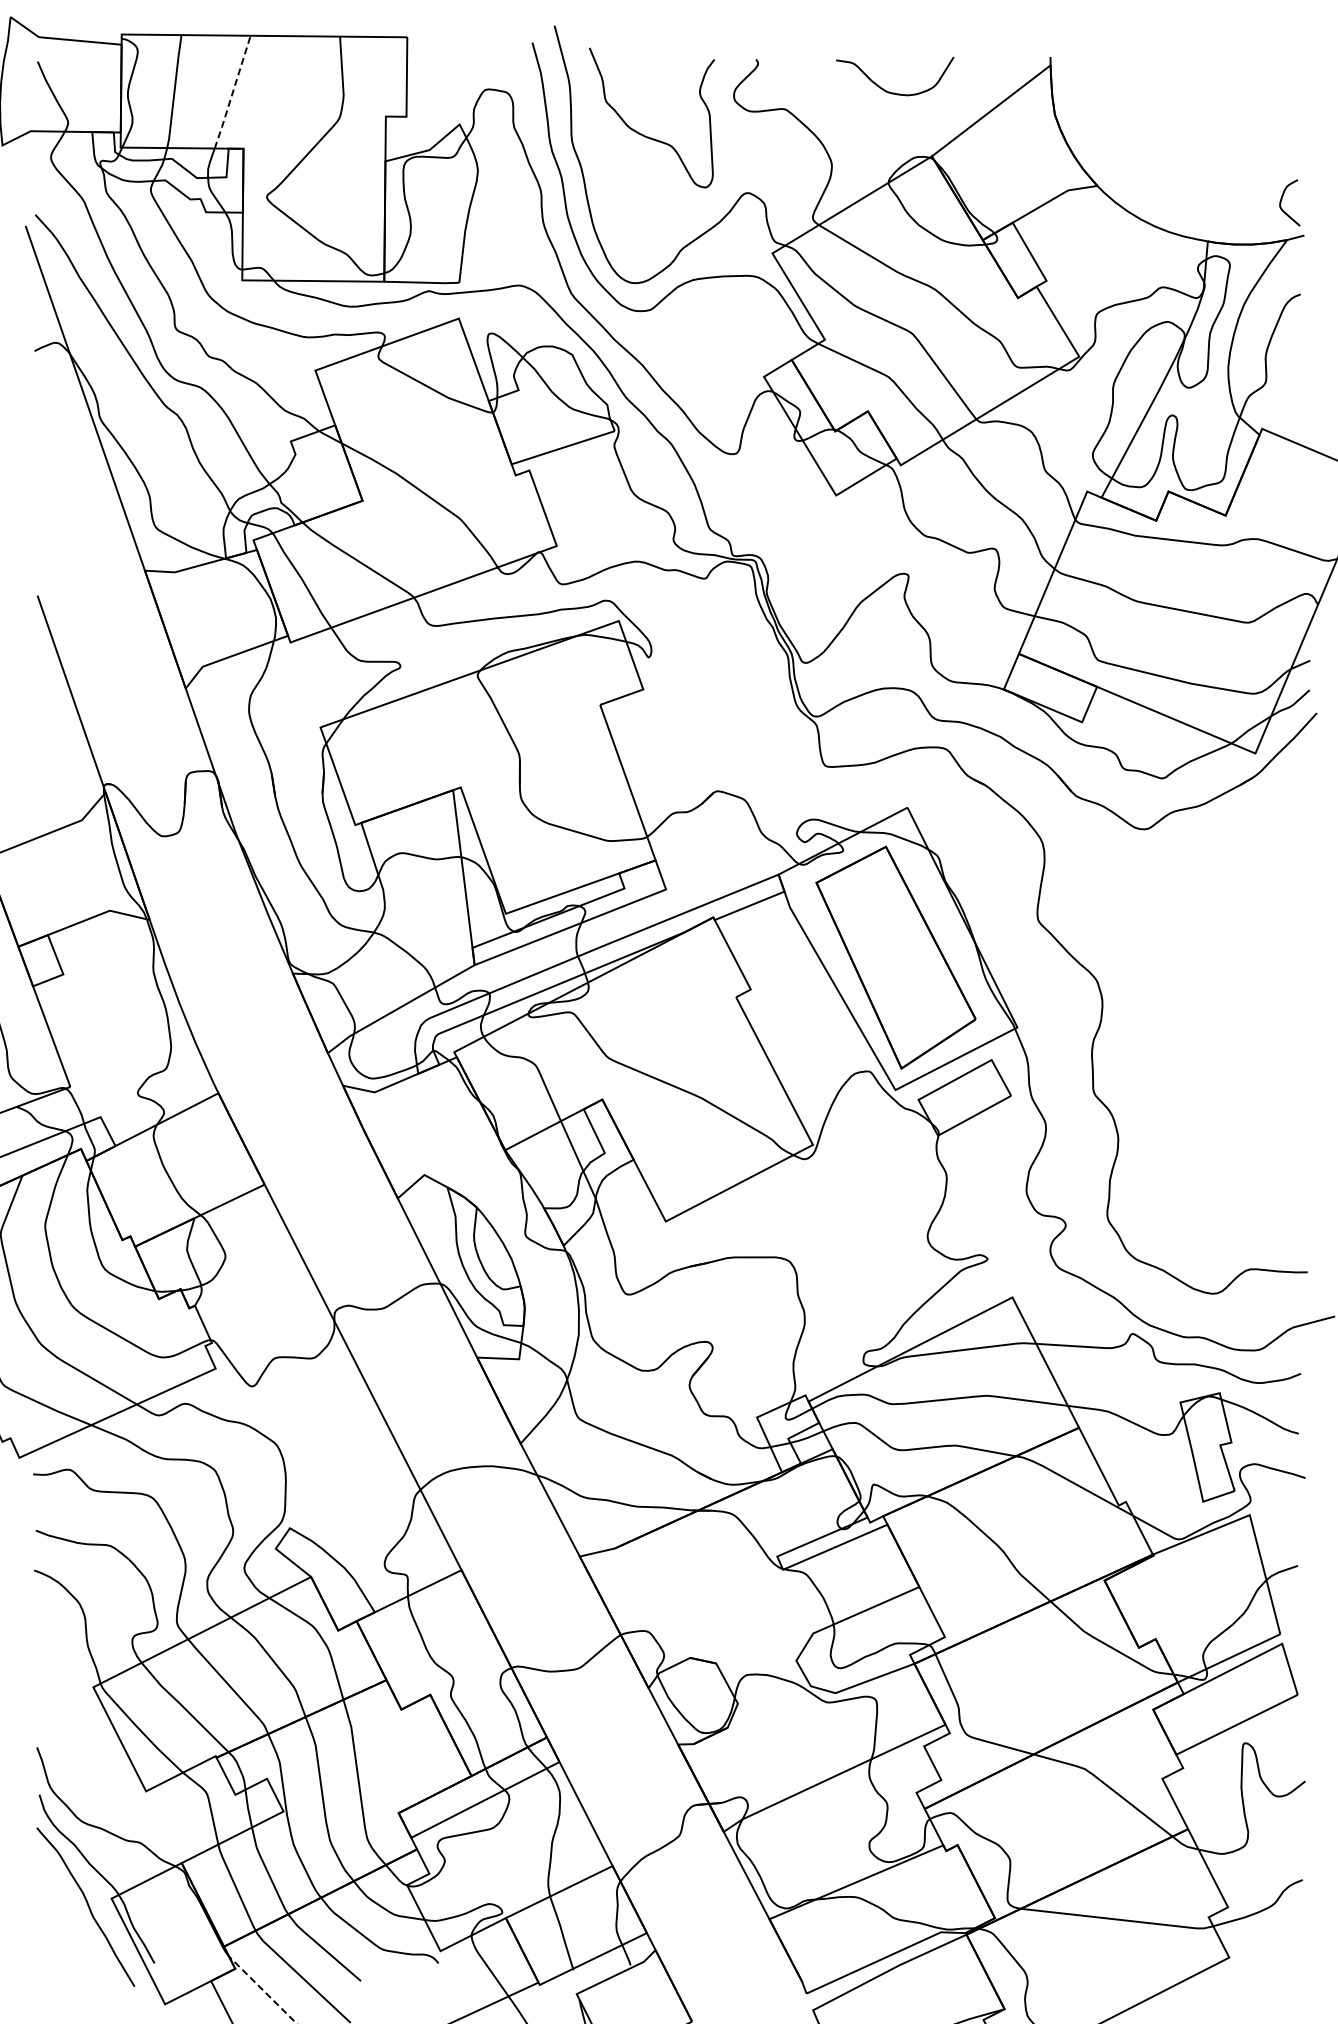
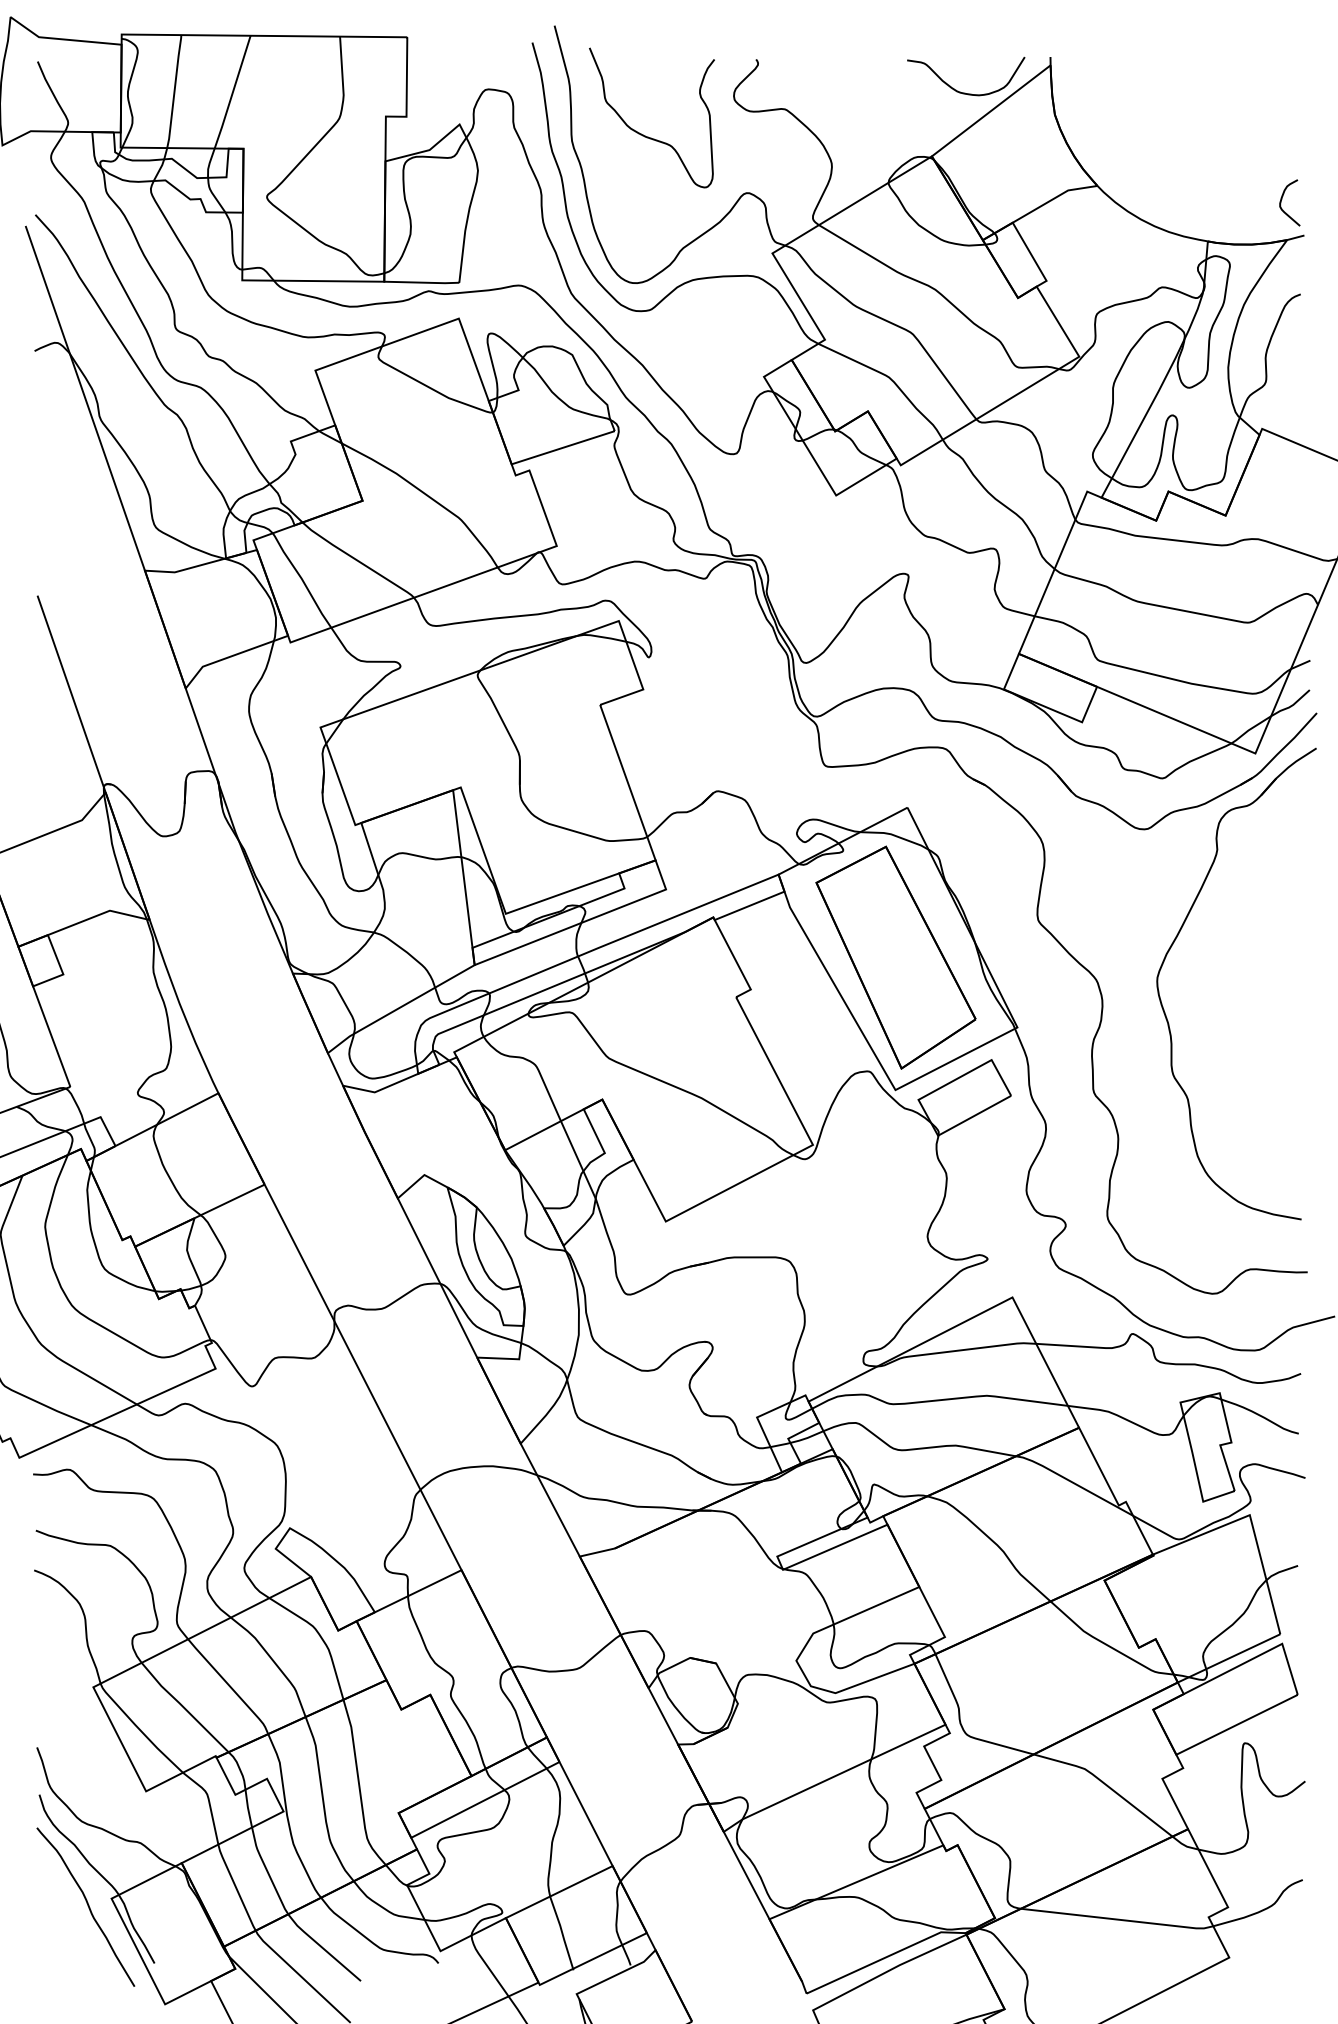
line: dashed -> solid (232, 92)
curve position: (894, 92) -> (965, 92) (965, 92)
part: none -> present (1172, 946)
line: dashed -> solid (262, 1989)
